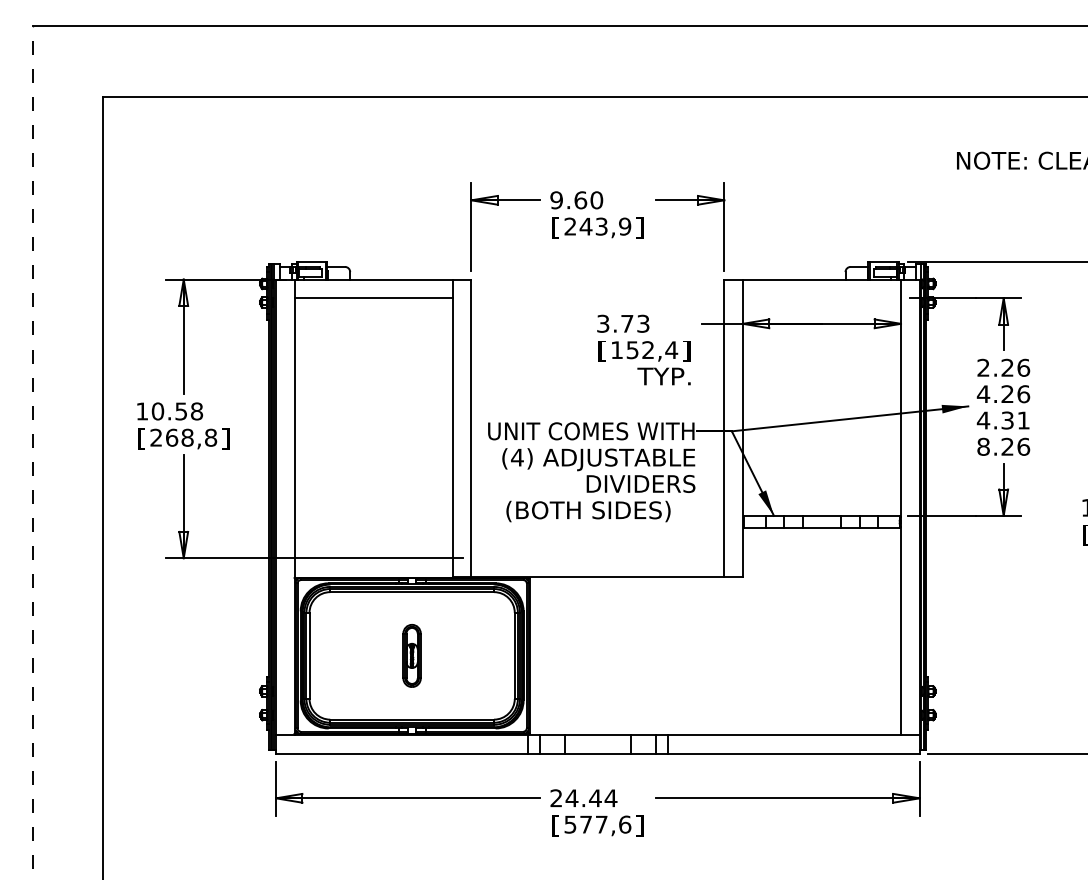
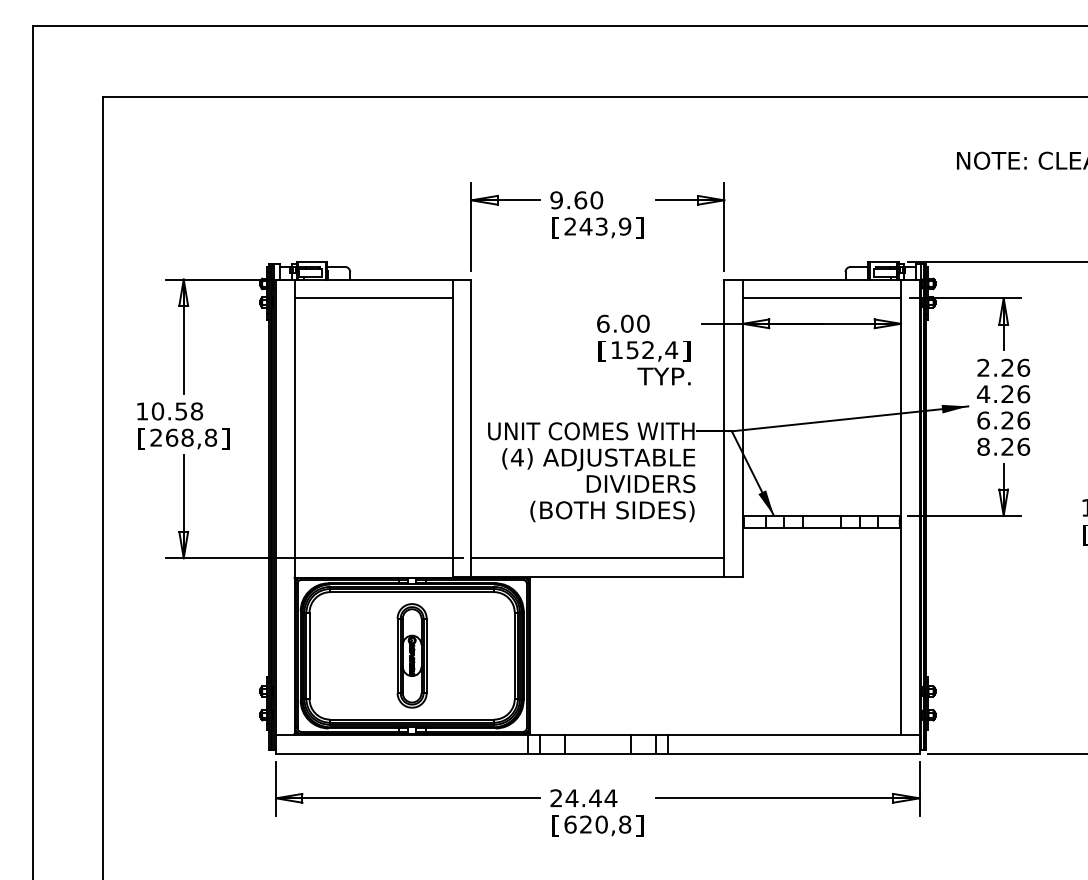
line: none -> present (821, 298)
text: 3.73 -> 6.00 (623, 323)
text: 4.31 -> 6.26 (1003, 420)
line: dashed -> solid (32, 452)
text position: (588, 511) -> (612, 511) (612, 511)
line: none -> present (597, 558)
part size: 20x64 px -> 32x106 px (411, 655)
text: 577,6 -> 620,8 (597, 824)
